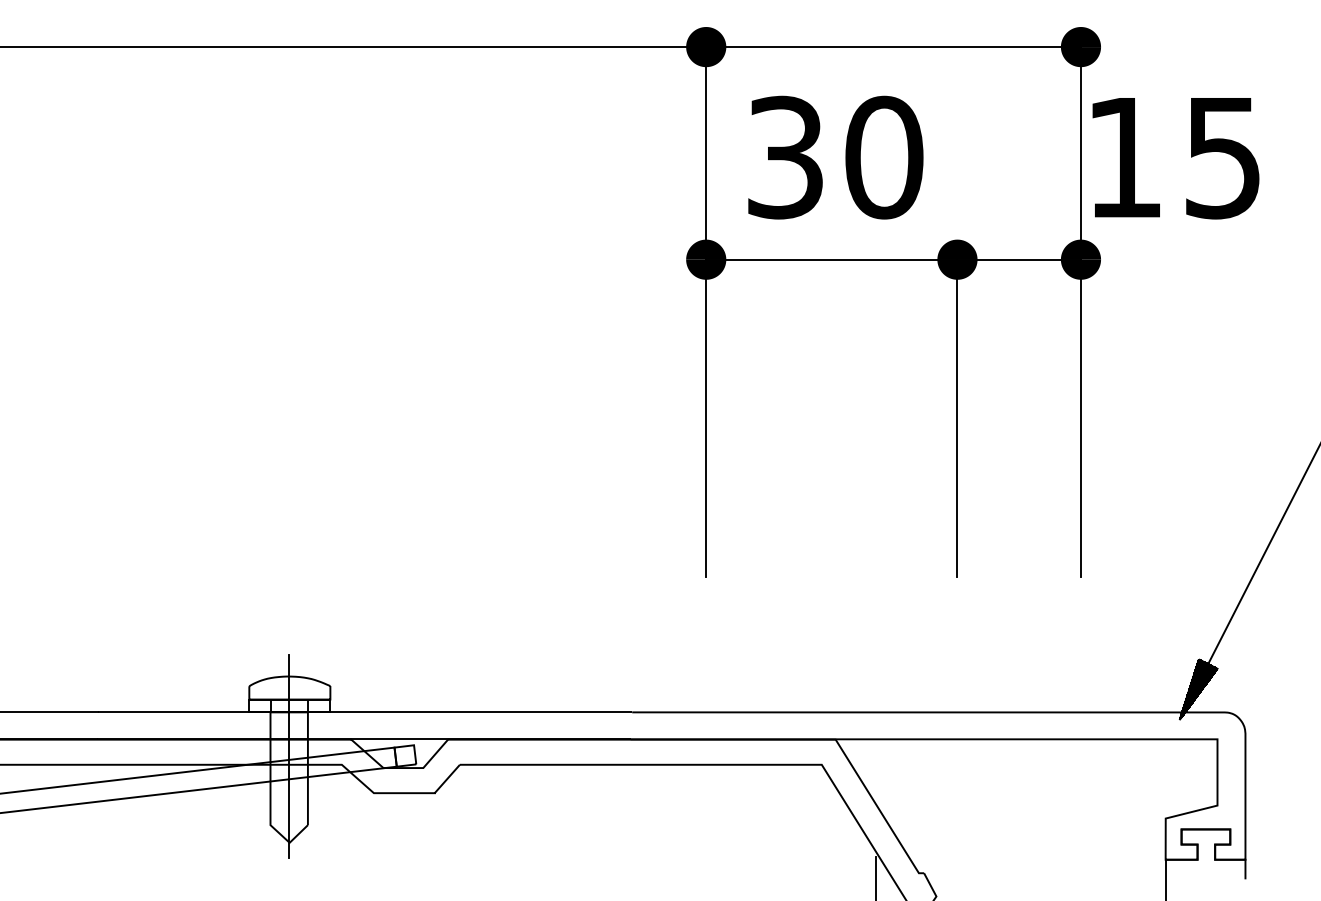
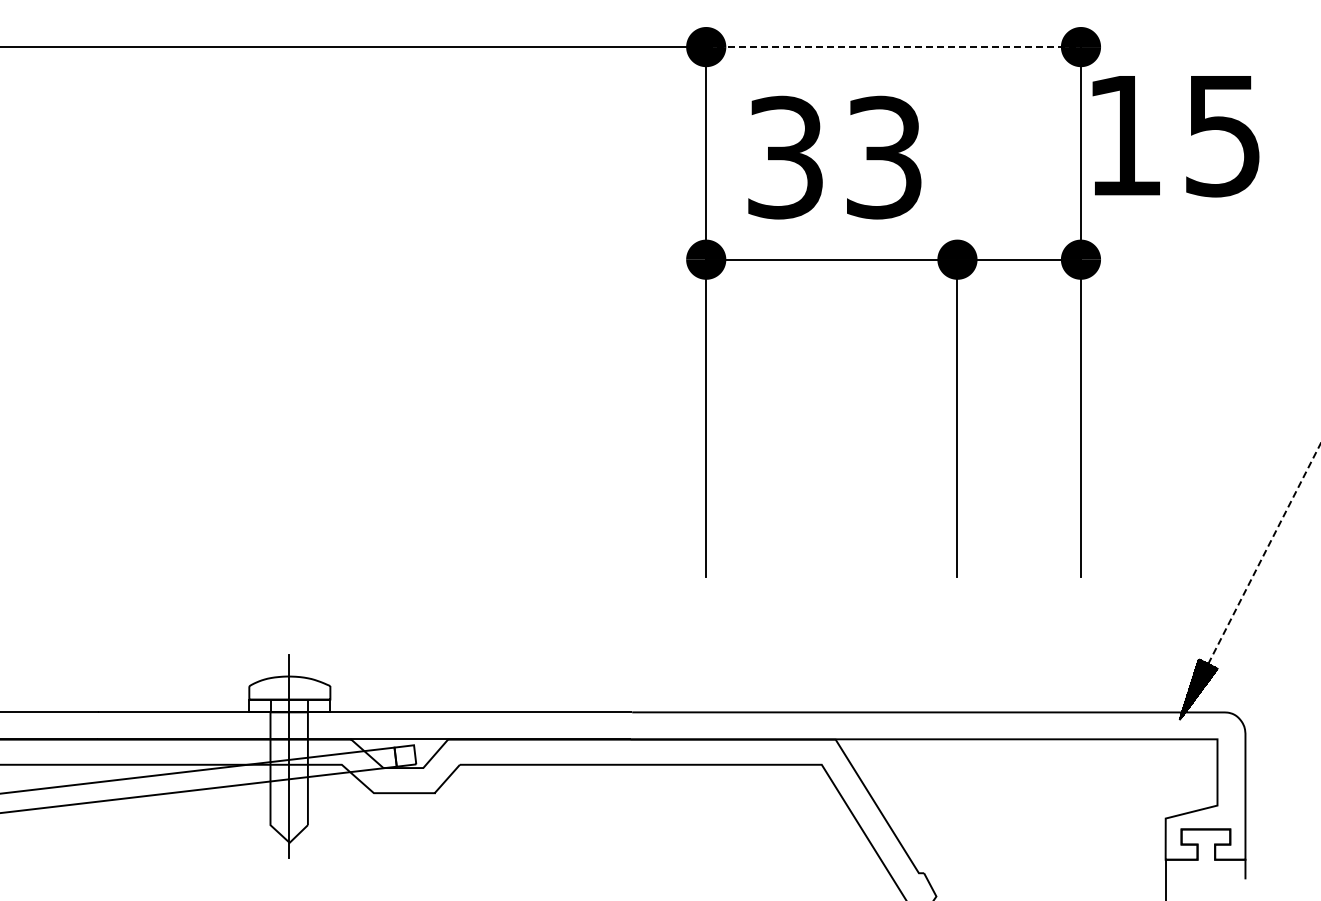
line: solid -> dashed (894, 47)
text: 30 -> 33 (884, 157)
text position: (1175, 158) -> (1175, 136) (1175, 136)
line: solid -> dashed (1264, 553)
line: present -> none (876, 876)
